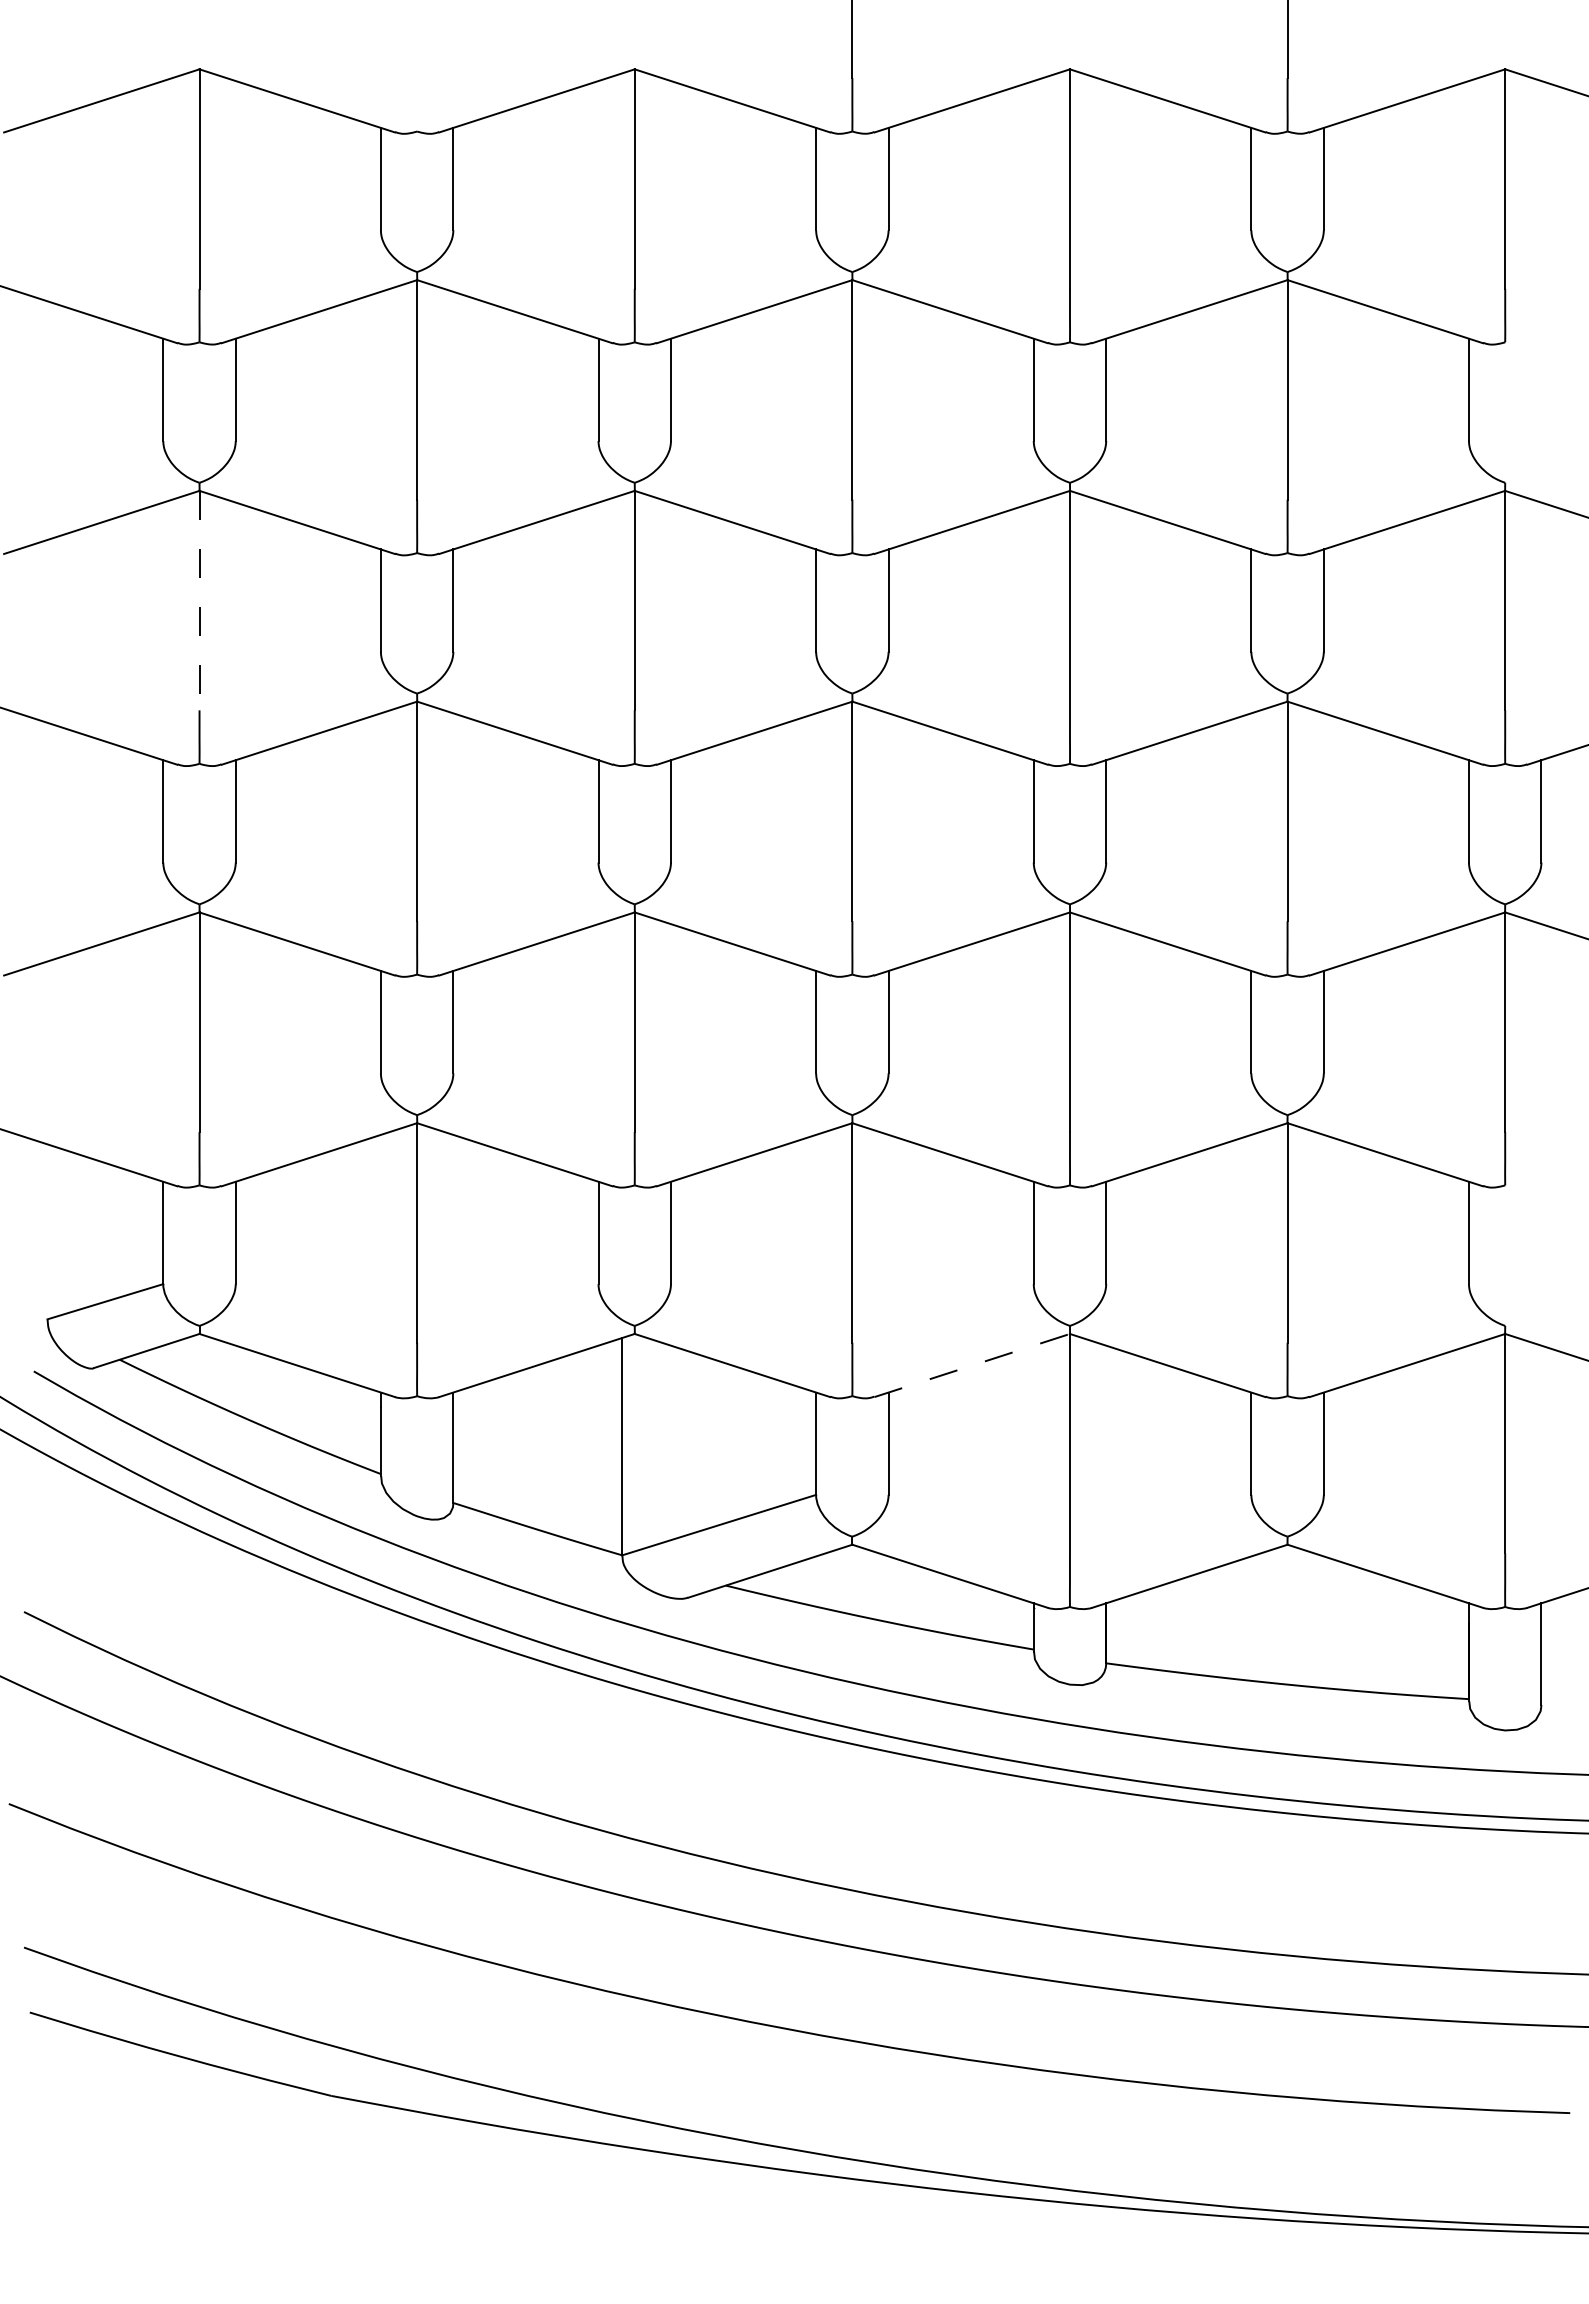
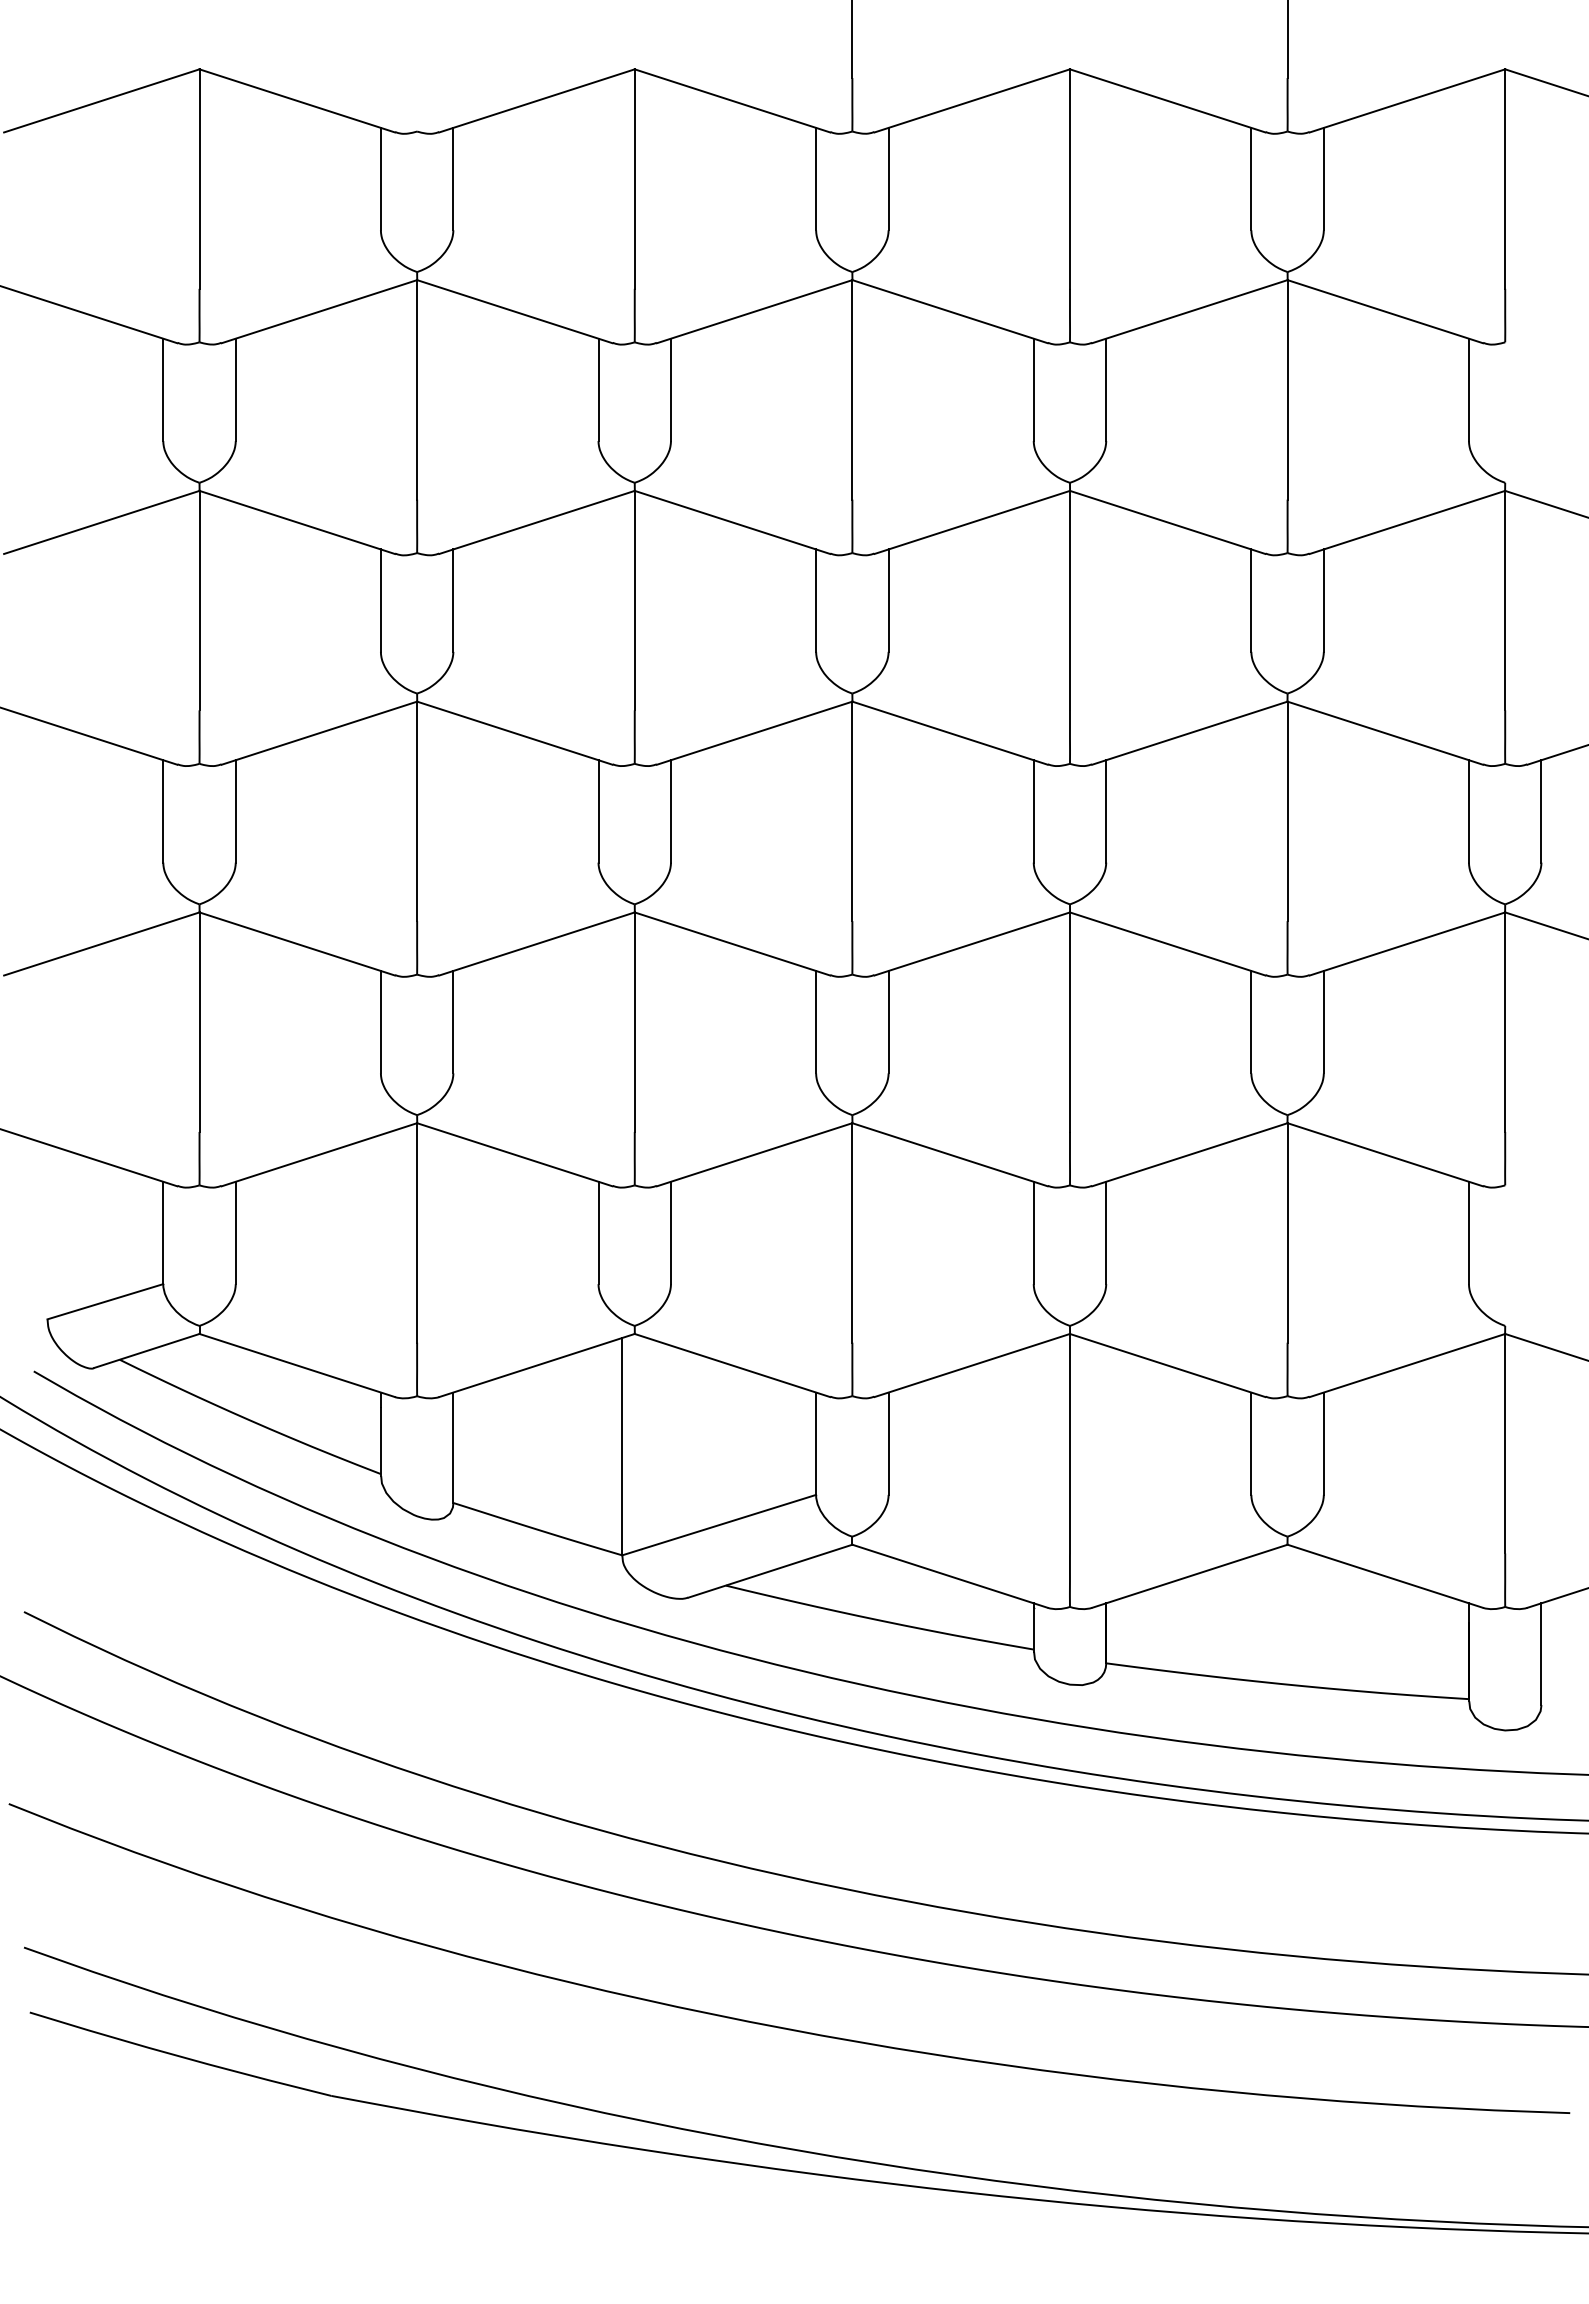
line: dashed -> solid (199, 600)
line: dashed -> solid (972, 1365)
